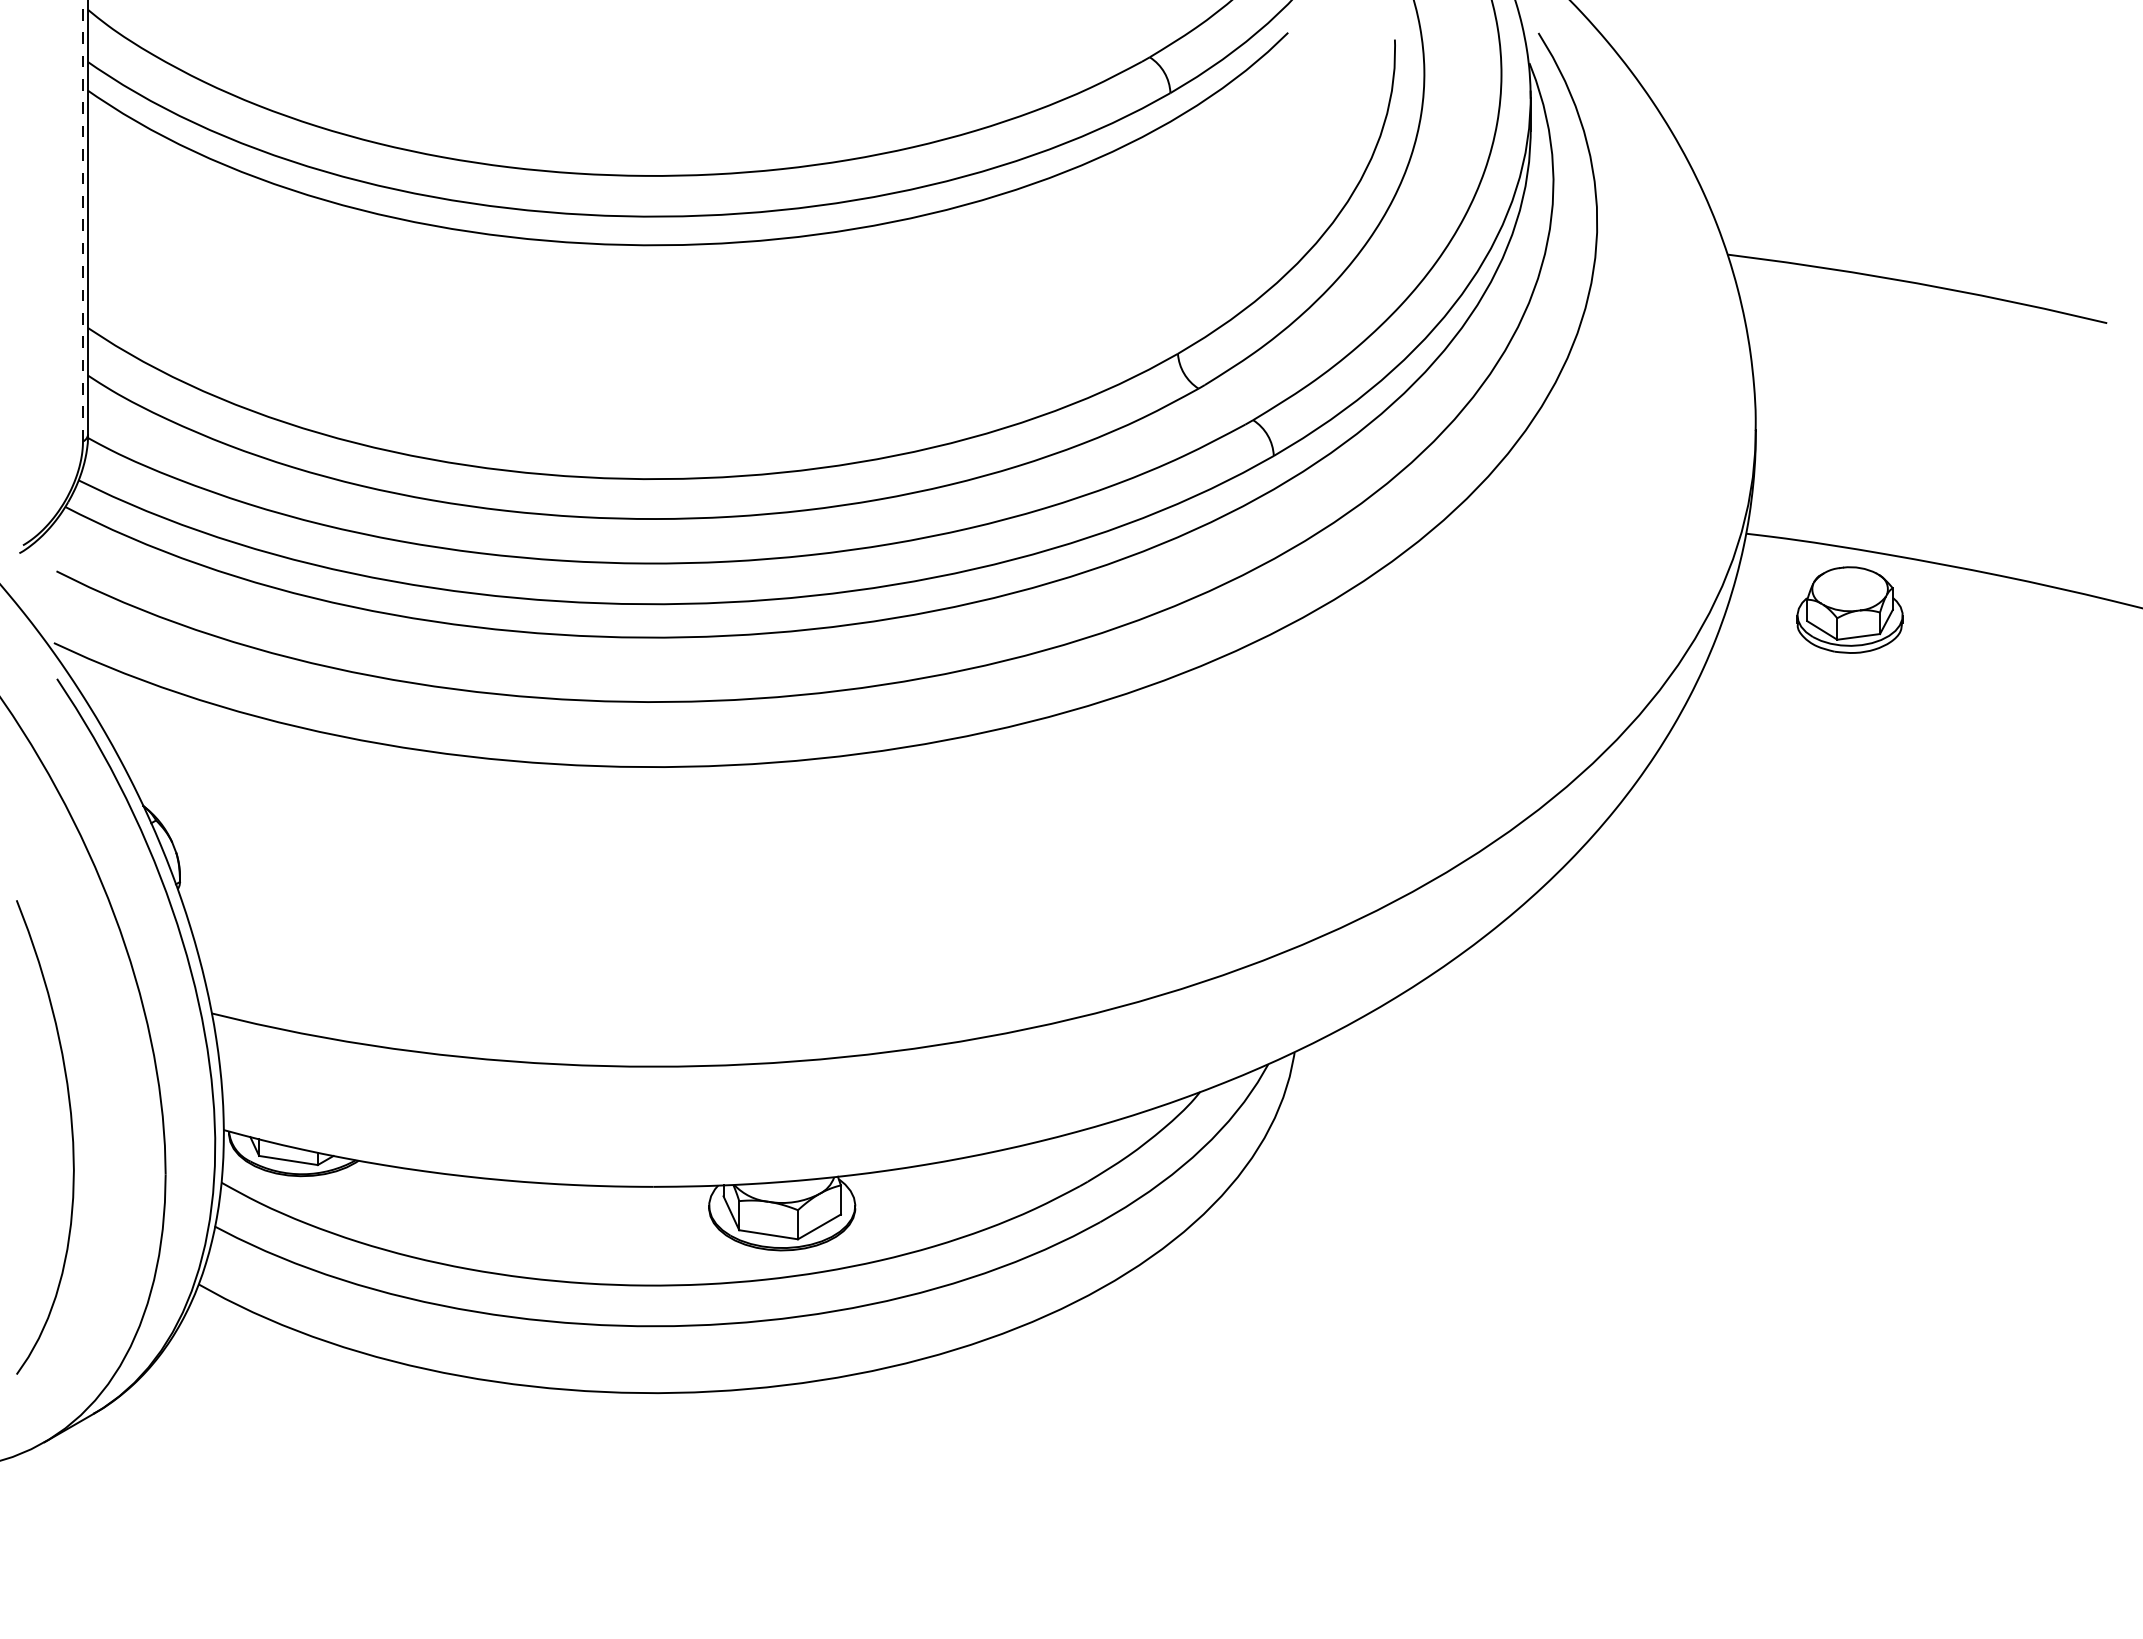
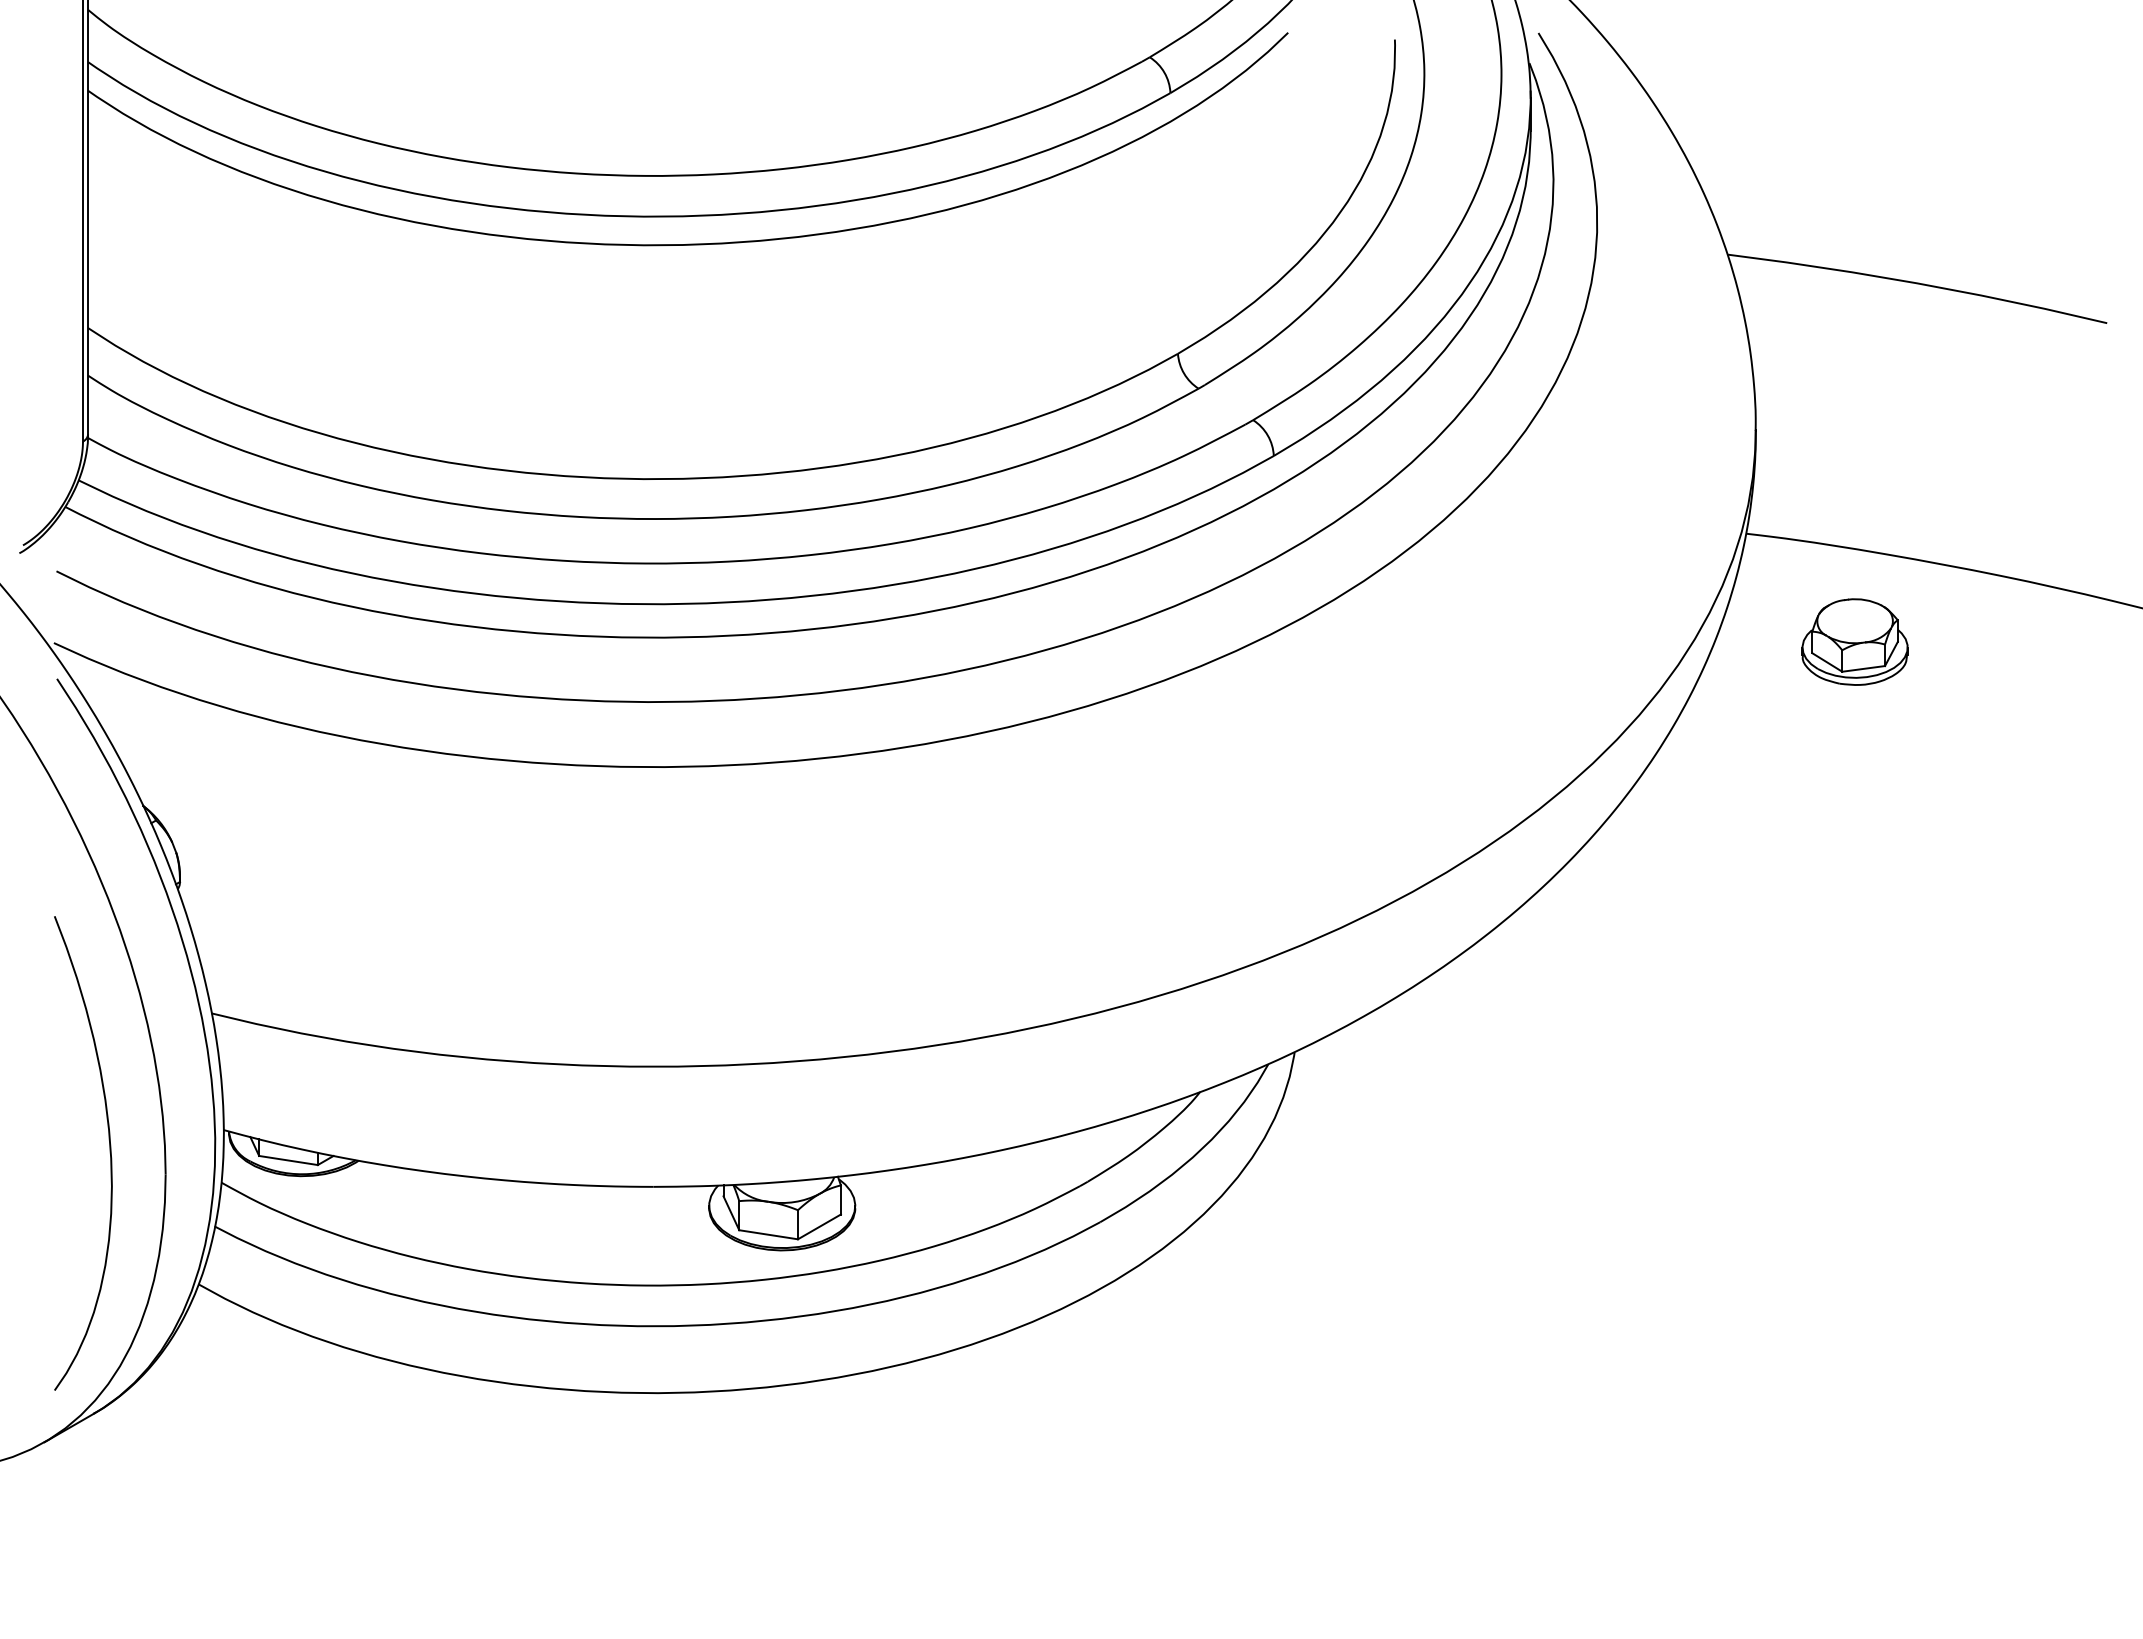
line: dashed -> solid (82, 220)
part position: (1849, 609) -> (1854, 641) (1854, 641)
curve position: (71, 1137) -> (109, 1153) (109, 1153)
